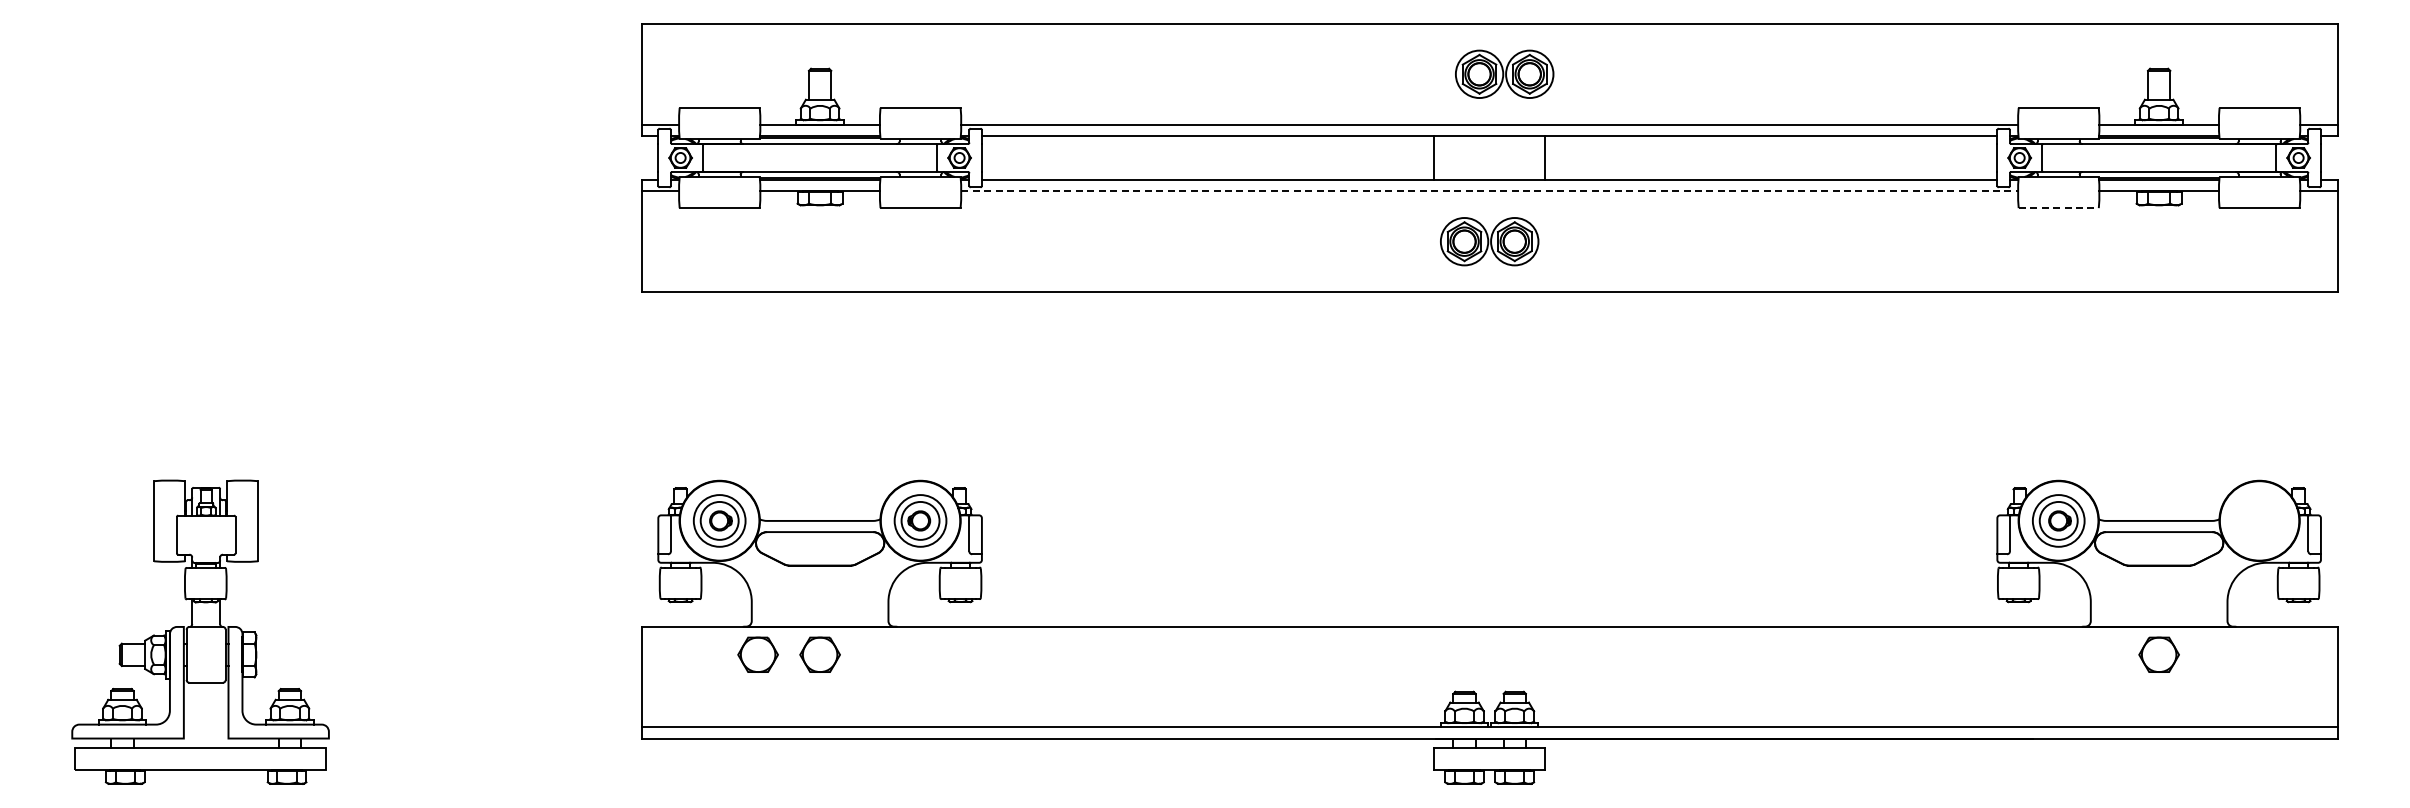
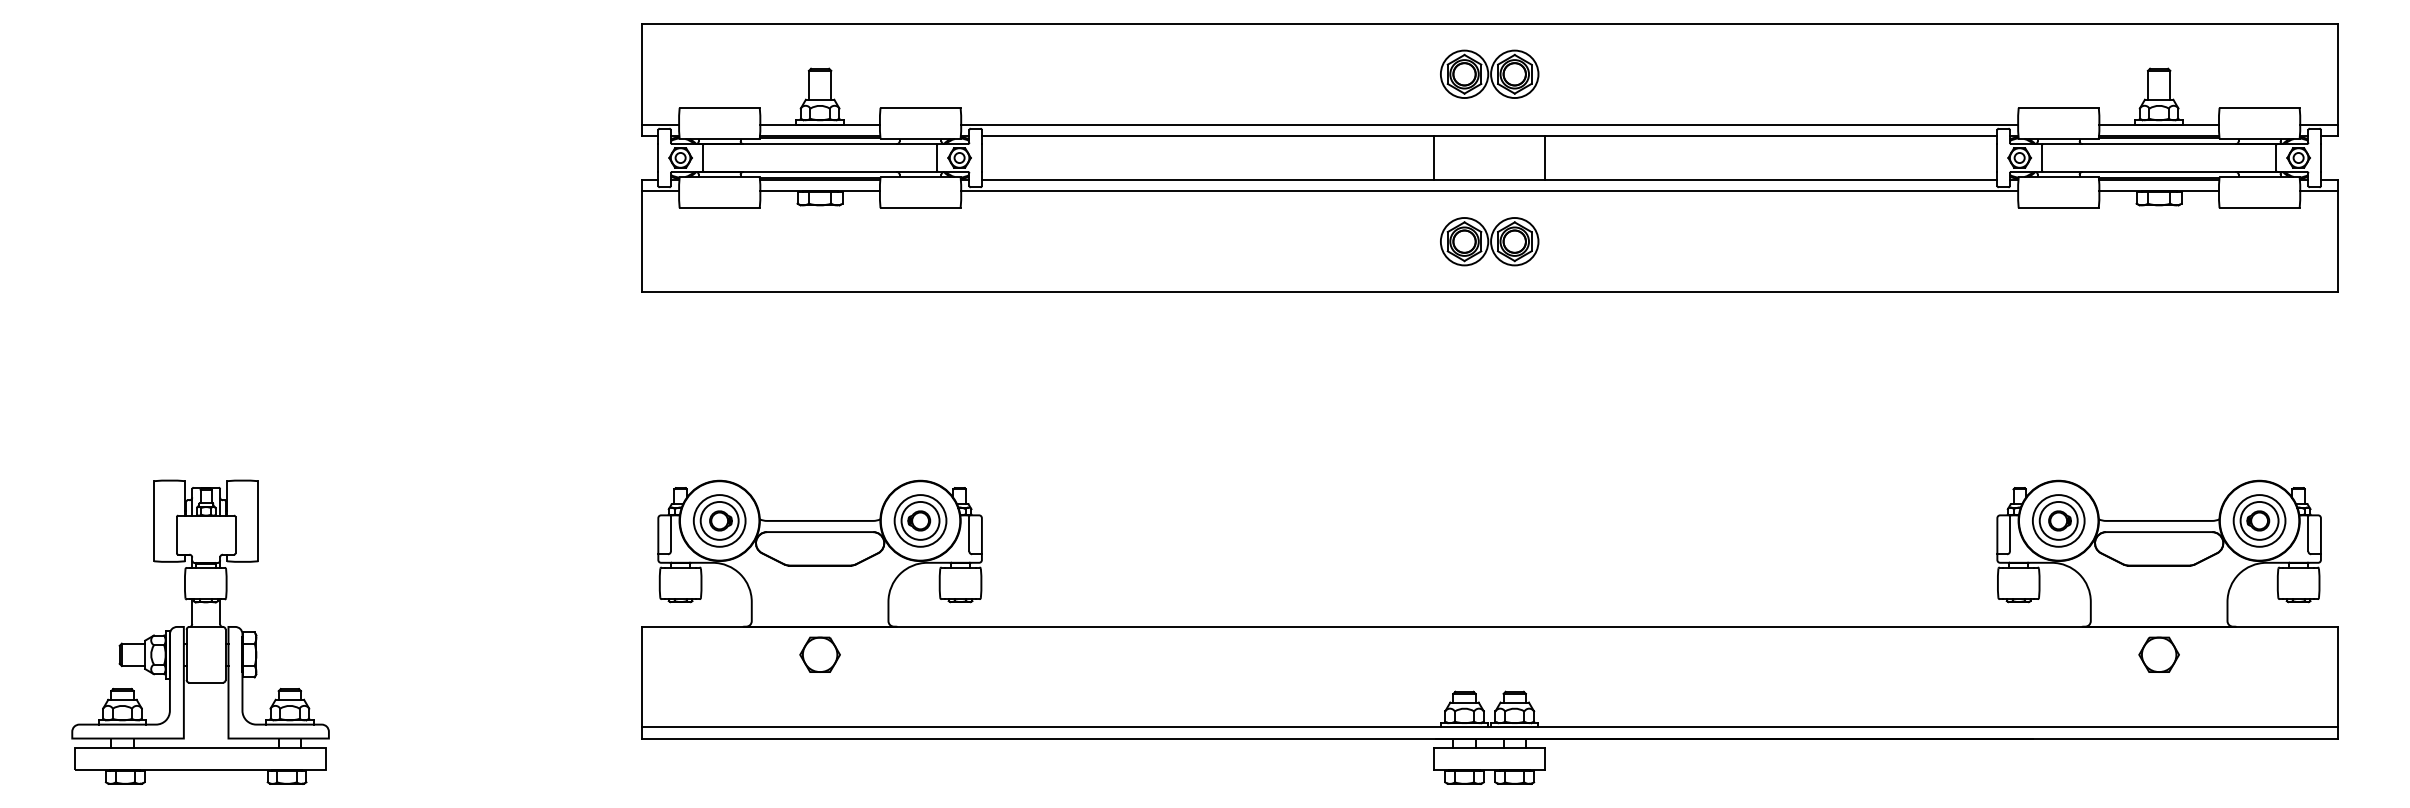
part position: (1504, 73) -> (1489, 73) (1489, 73)
line: dashed -> solid (1490, 191)
line: dashed -> solid (2059, 208)
part: none -> present (2259, 520)
part: present -> none (757, 654)
